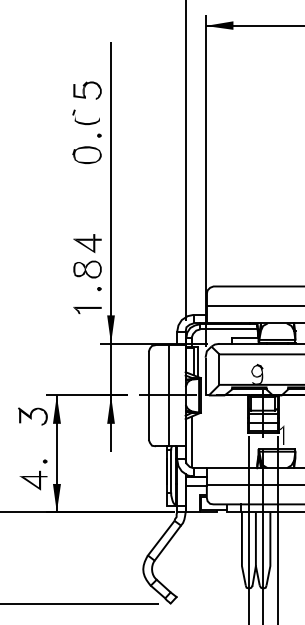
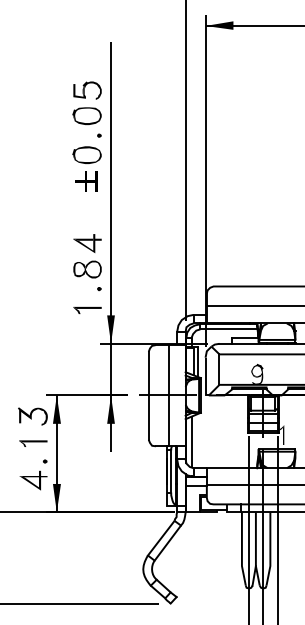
fill: none -> present (87, 114)
fill: none -> present (86, 180)
part: none -> present (33, 443)
